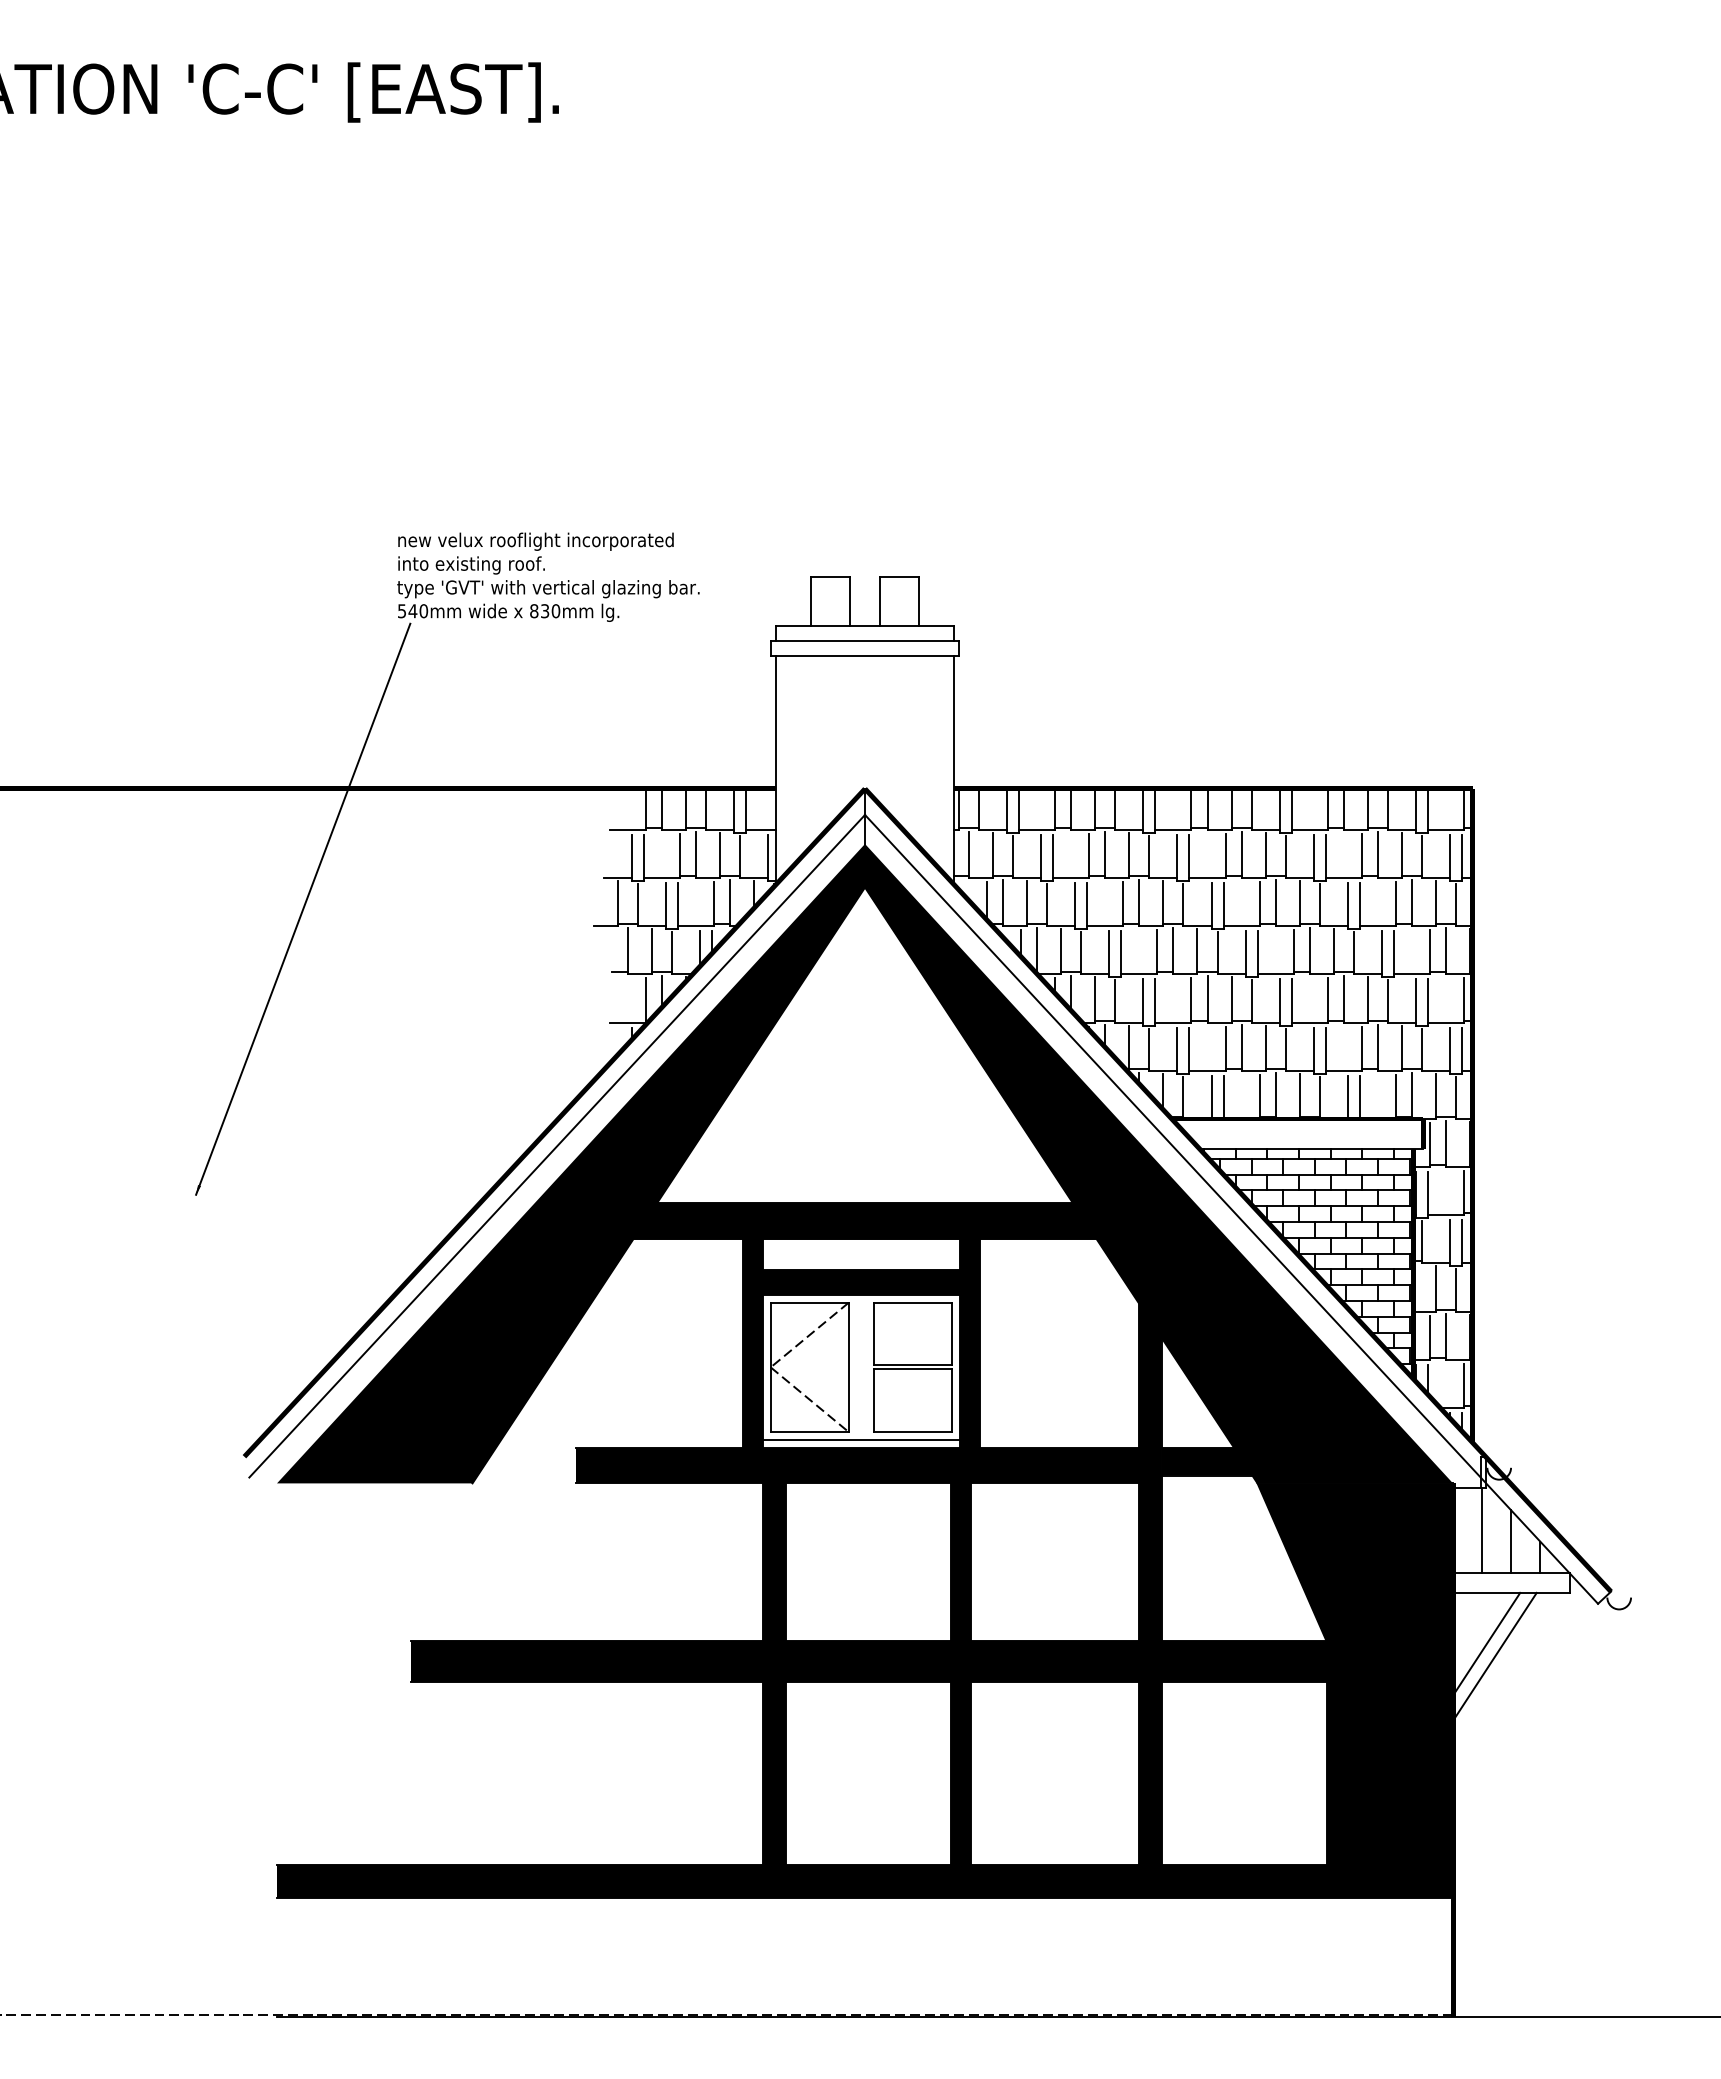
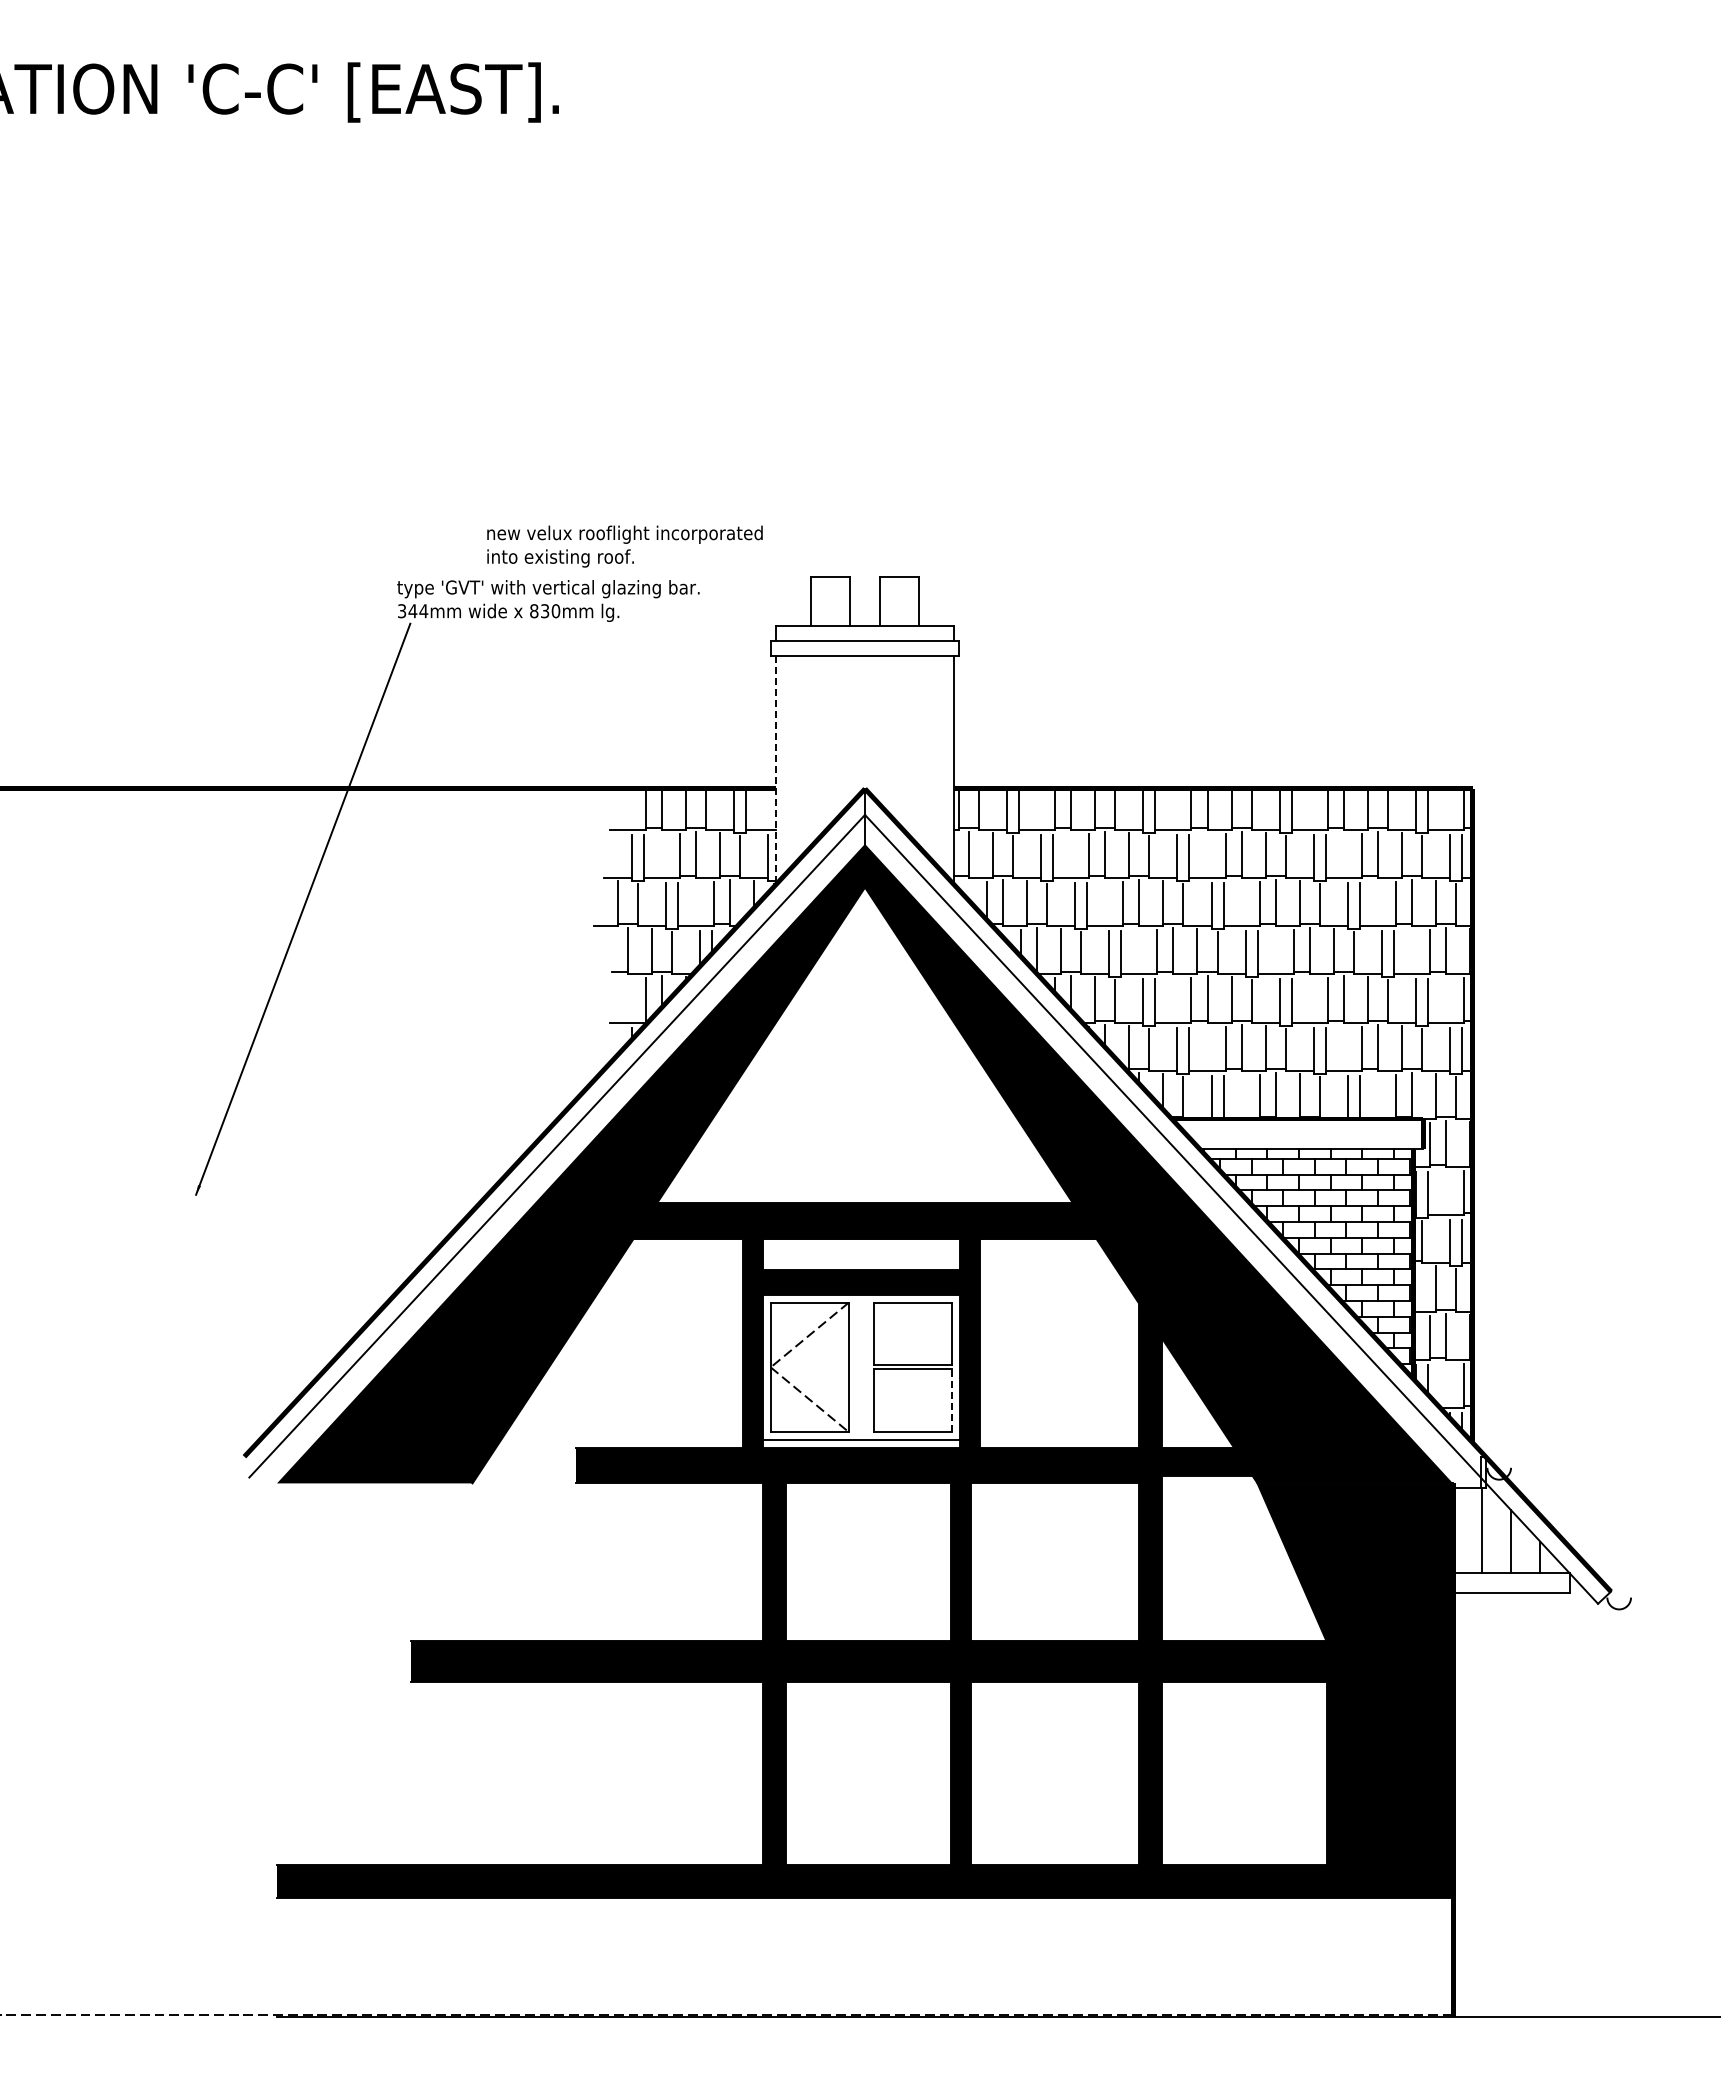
text position: (535, 553) -> (624, 546) (624, 546)
text: 540mm -> 344mm (413, 611)
line: solid -> dashed (776, 770)
line: solid -> dashed (952, 1400)
line: present -> none (1486, 1643)
line: present -> none (1494, 1656)
